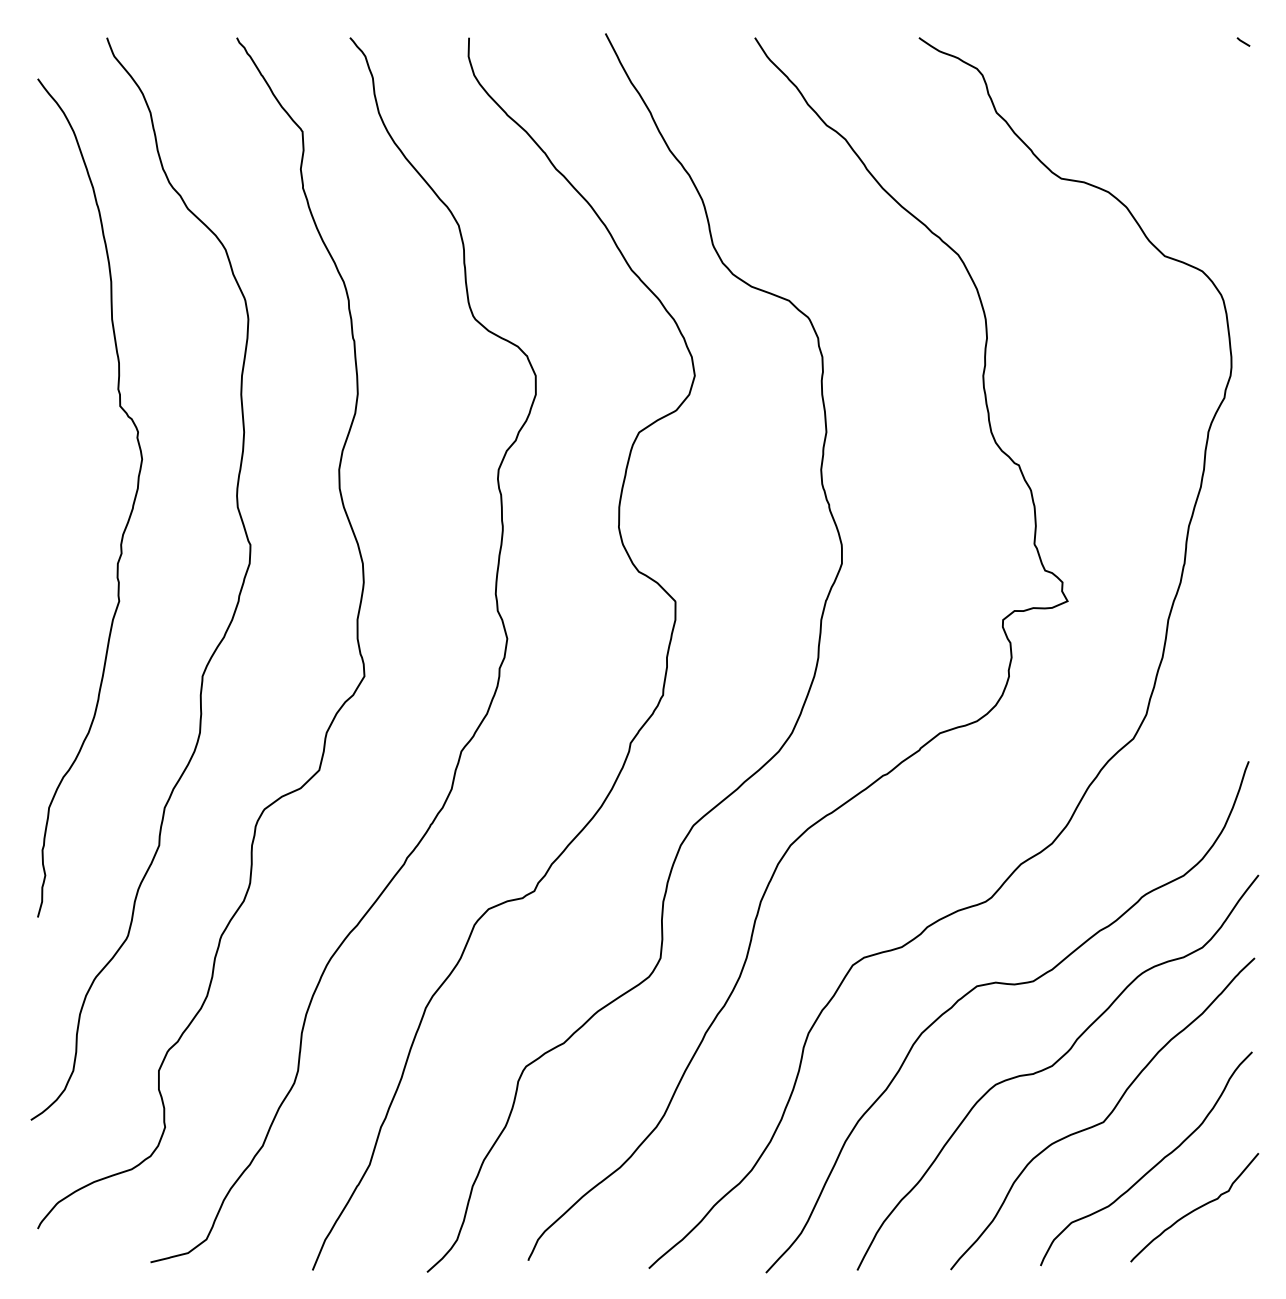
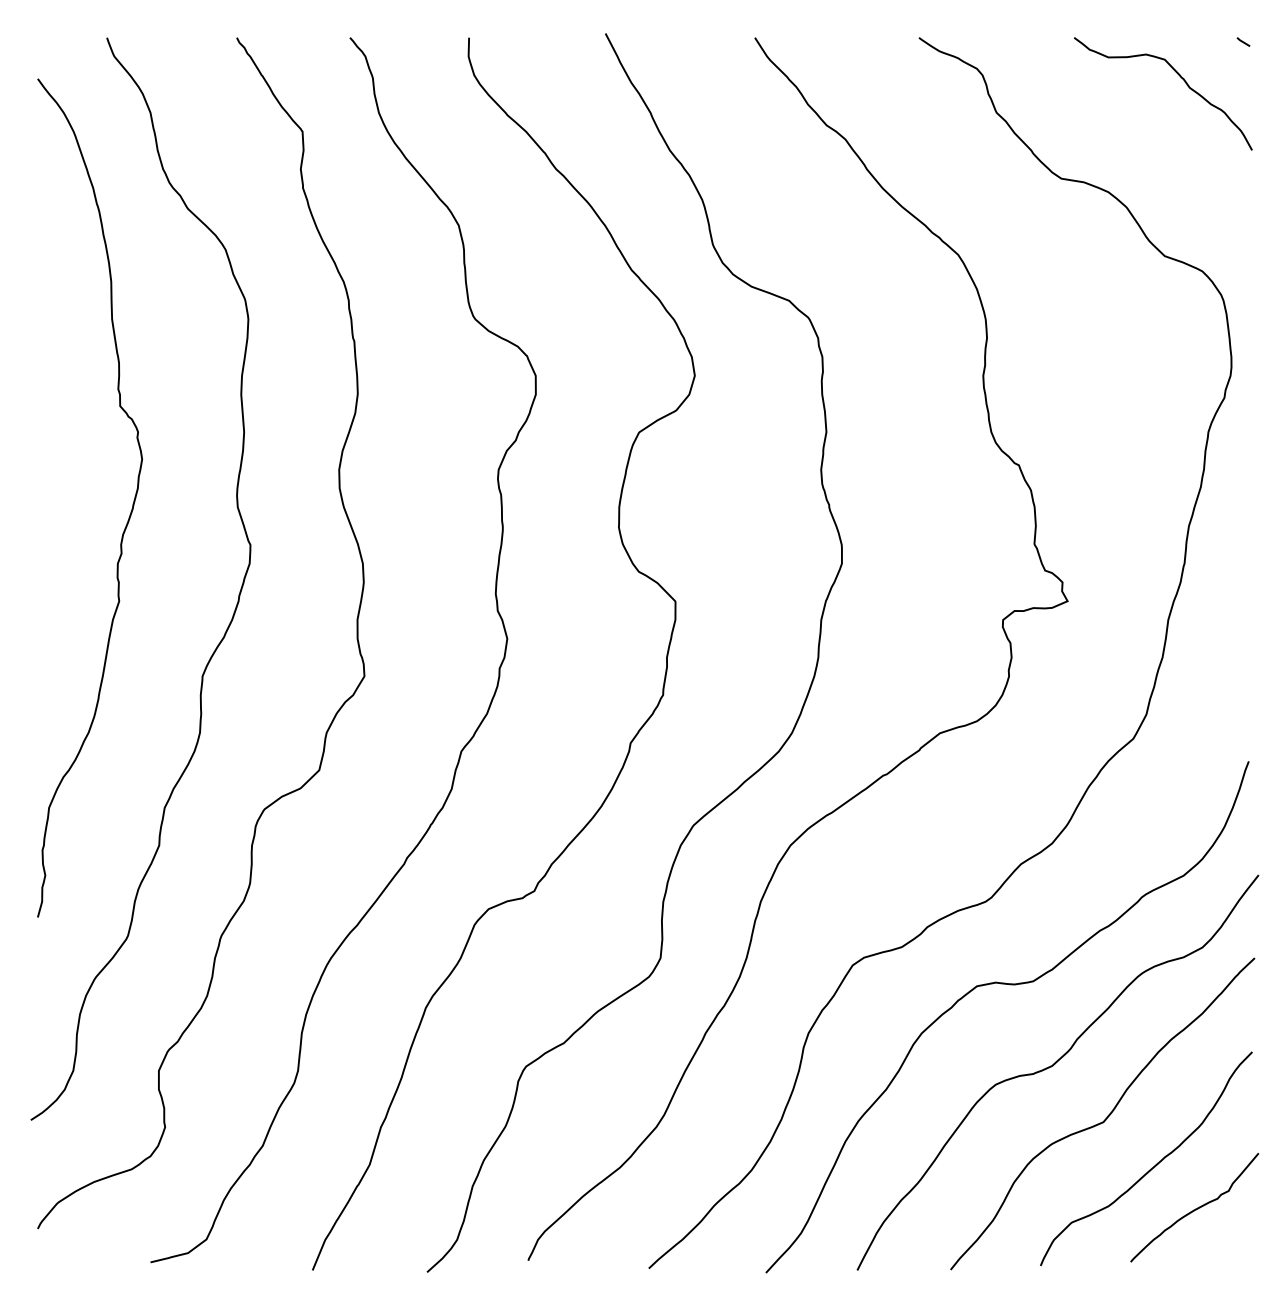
curve: none -> present (1179, 76)
